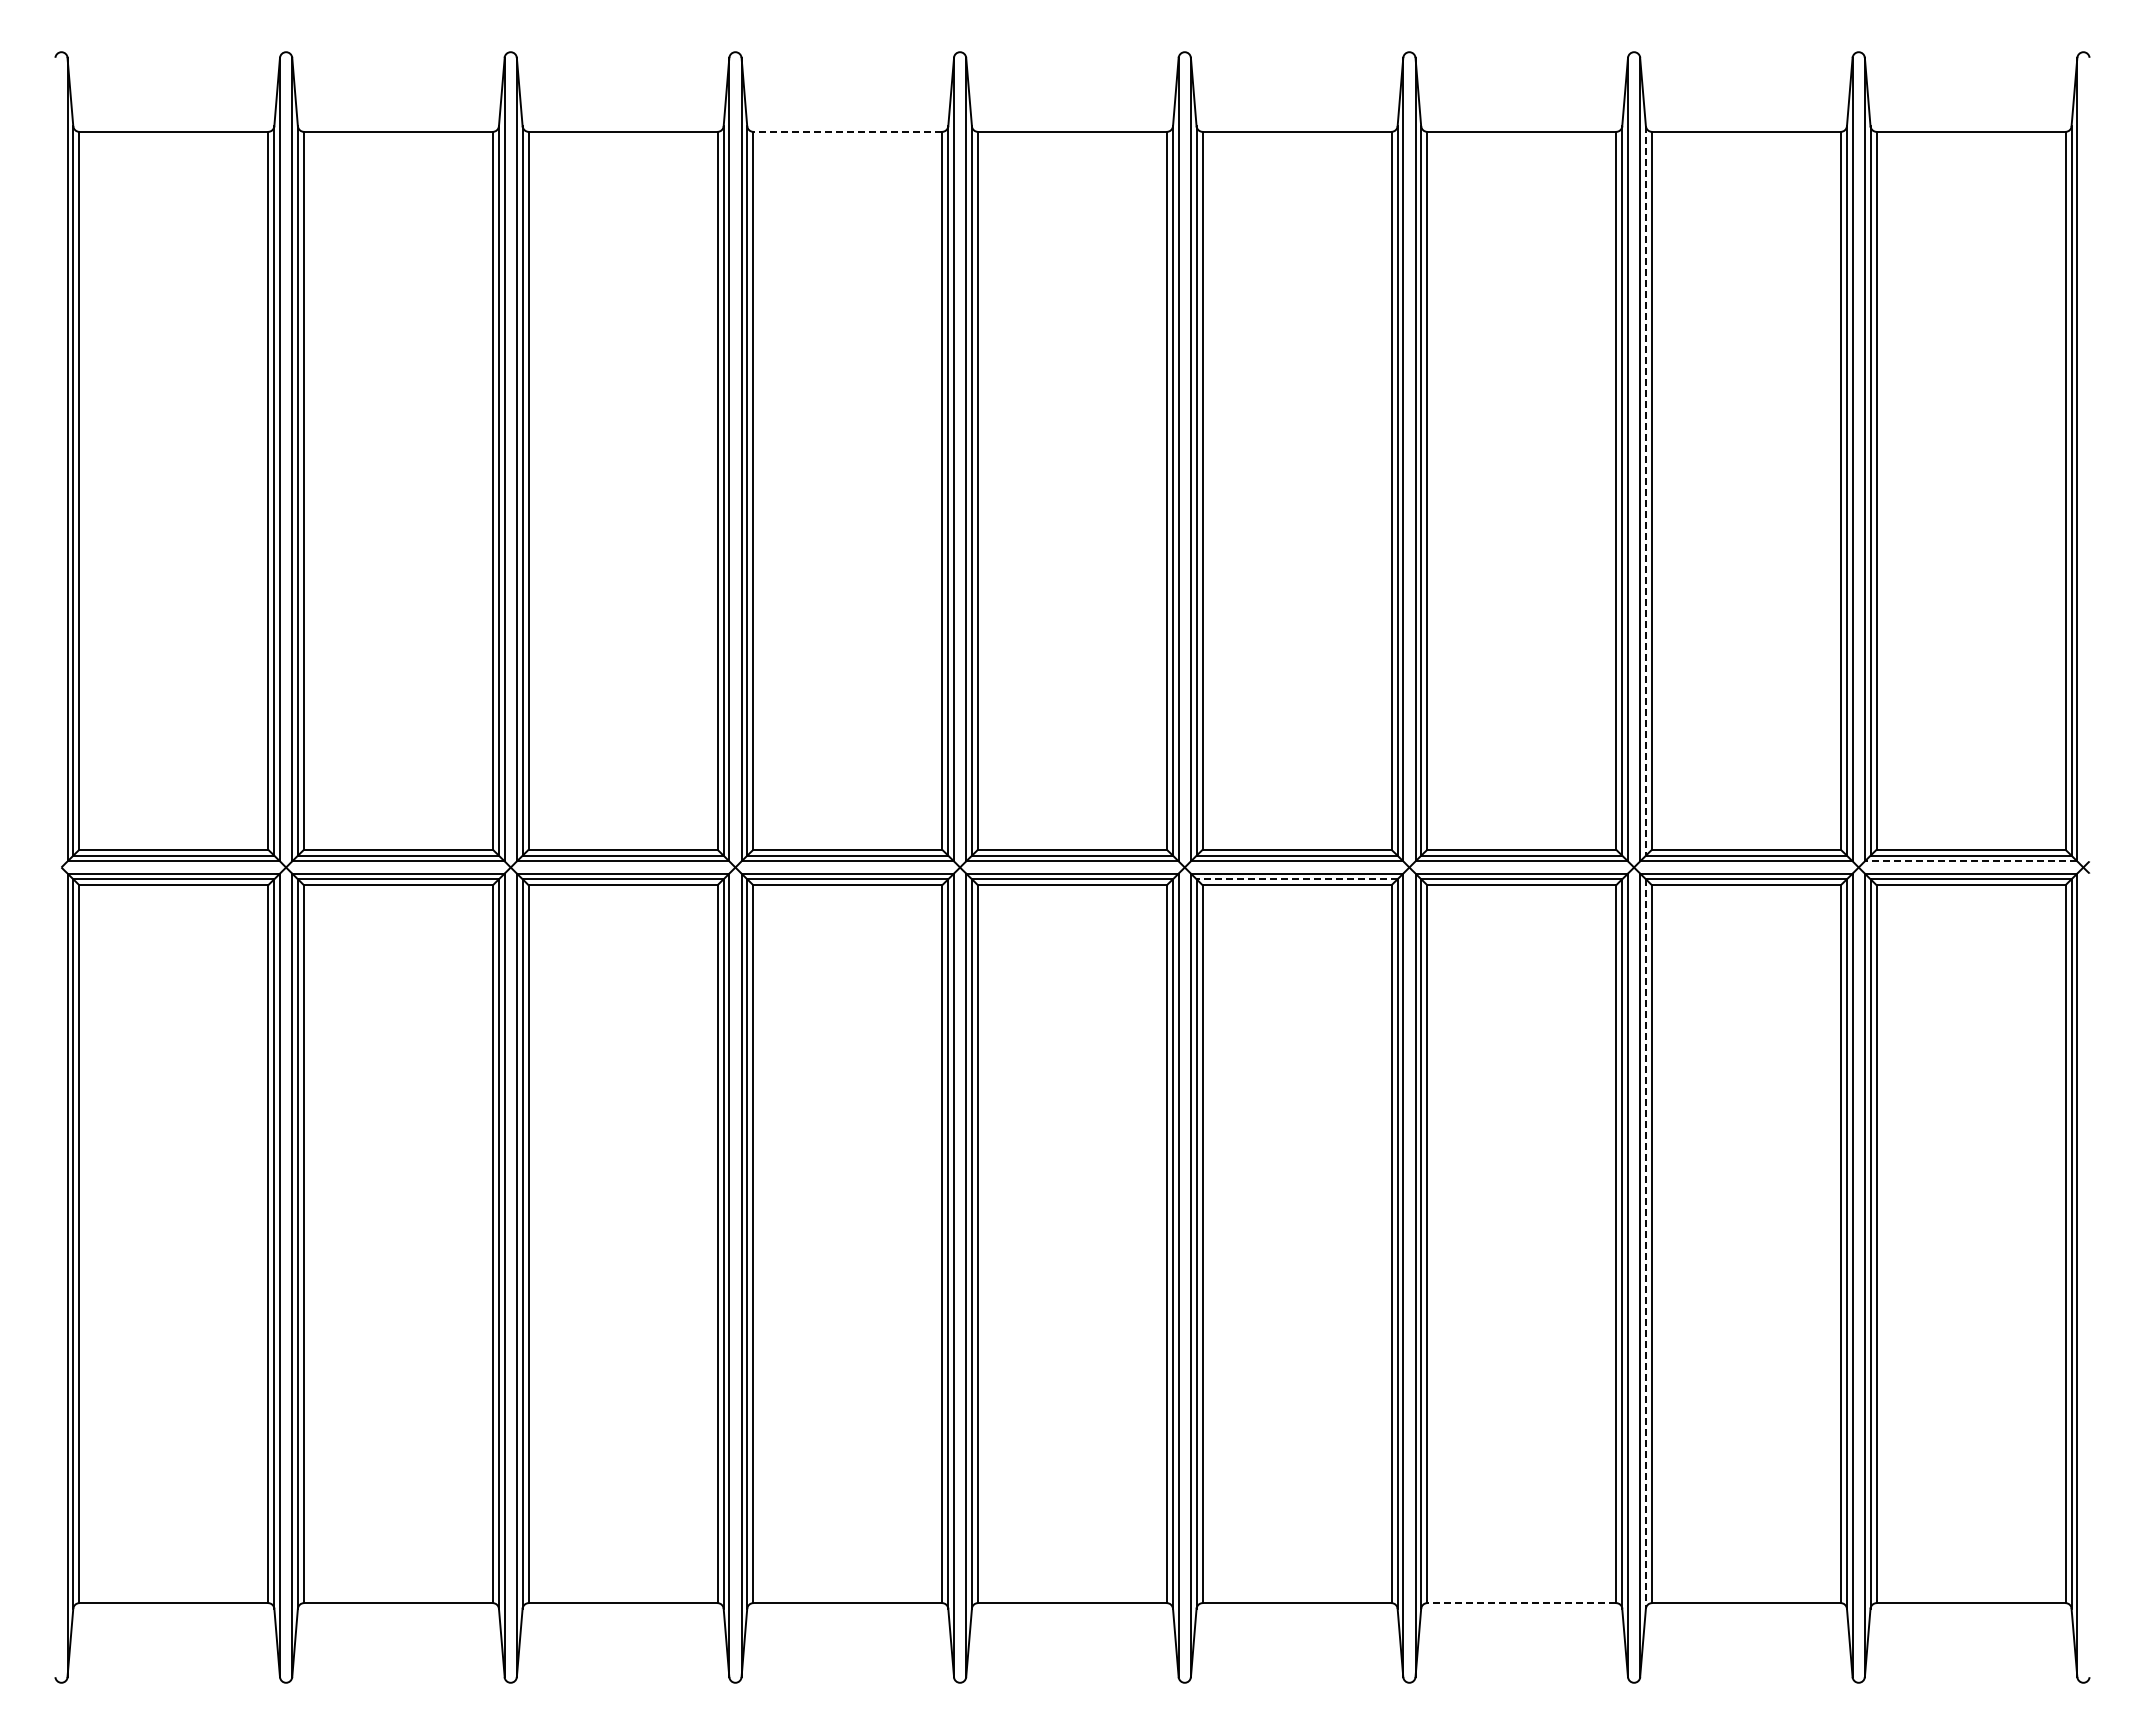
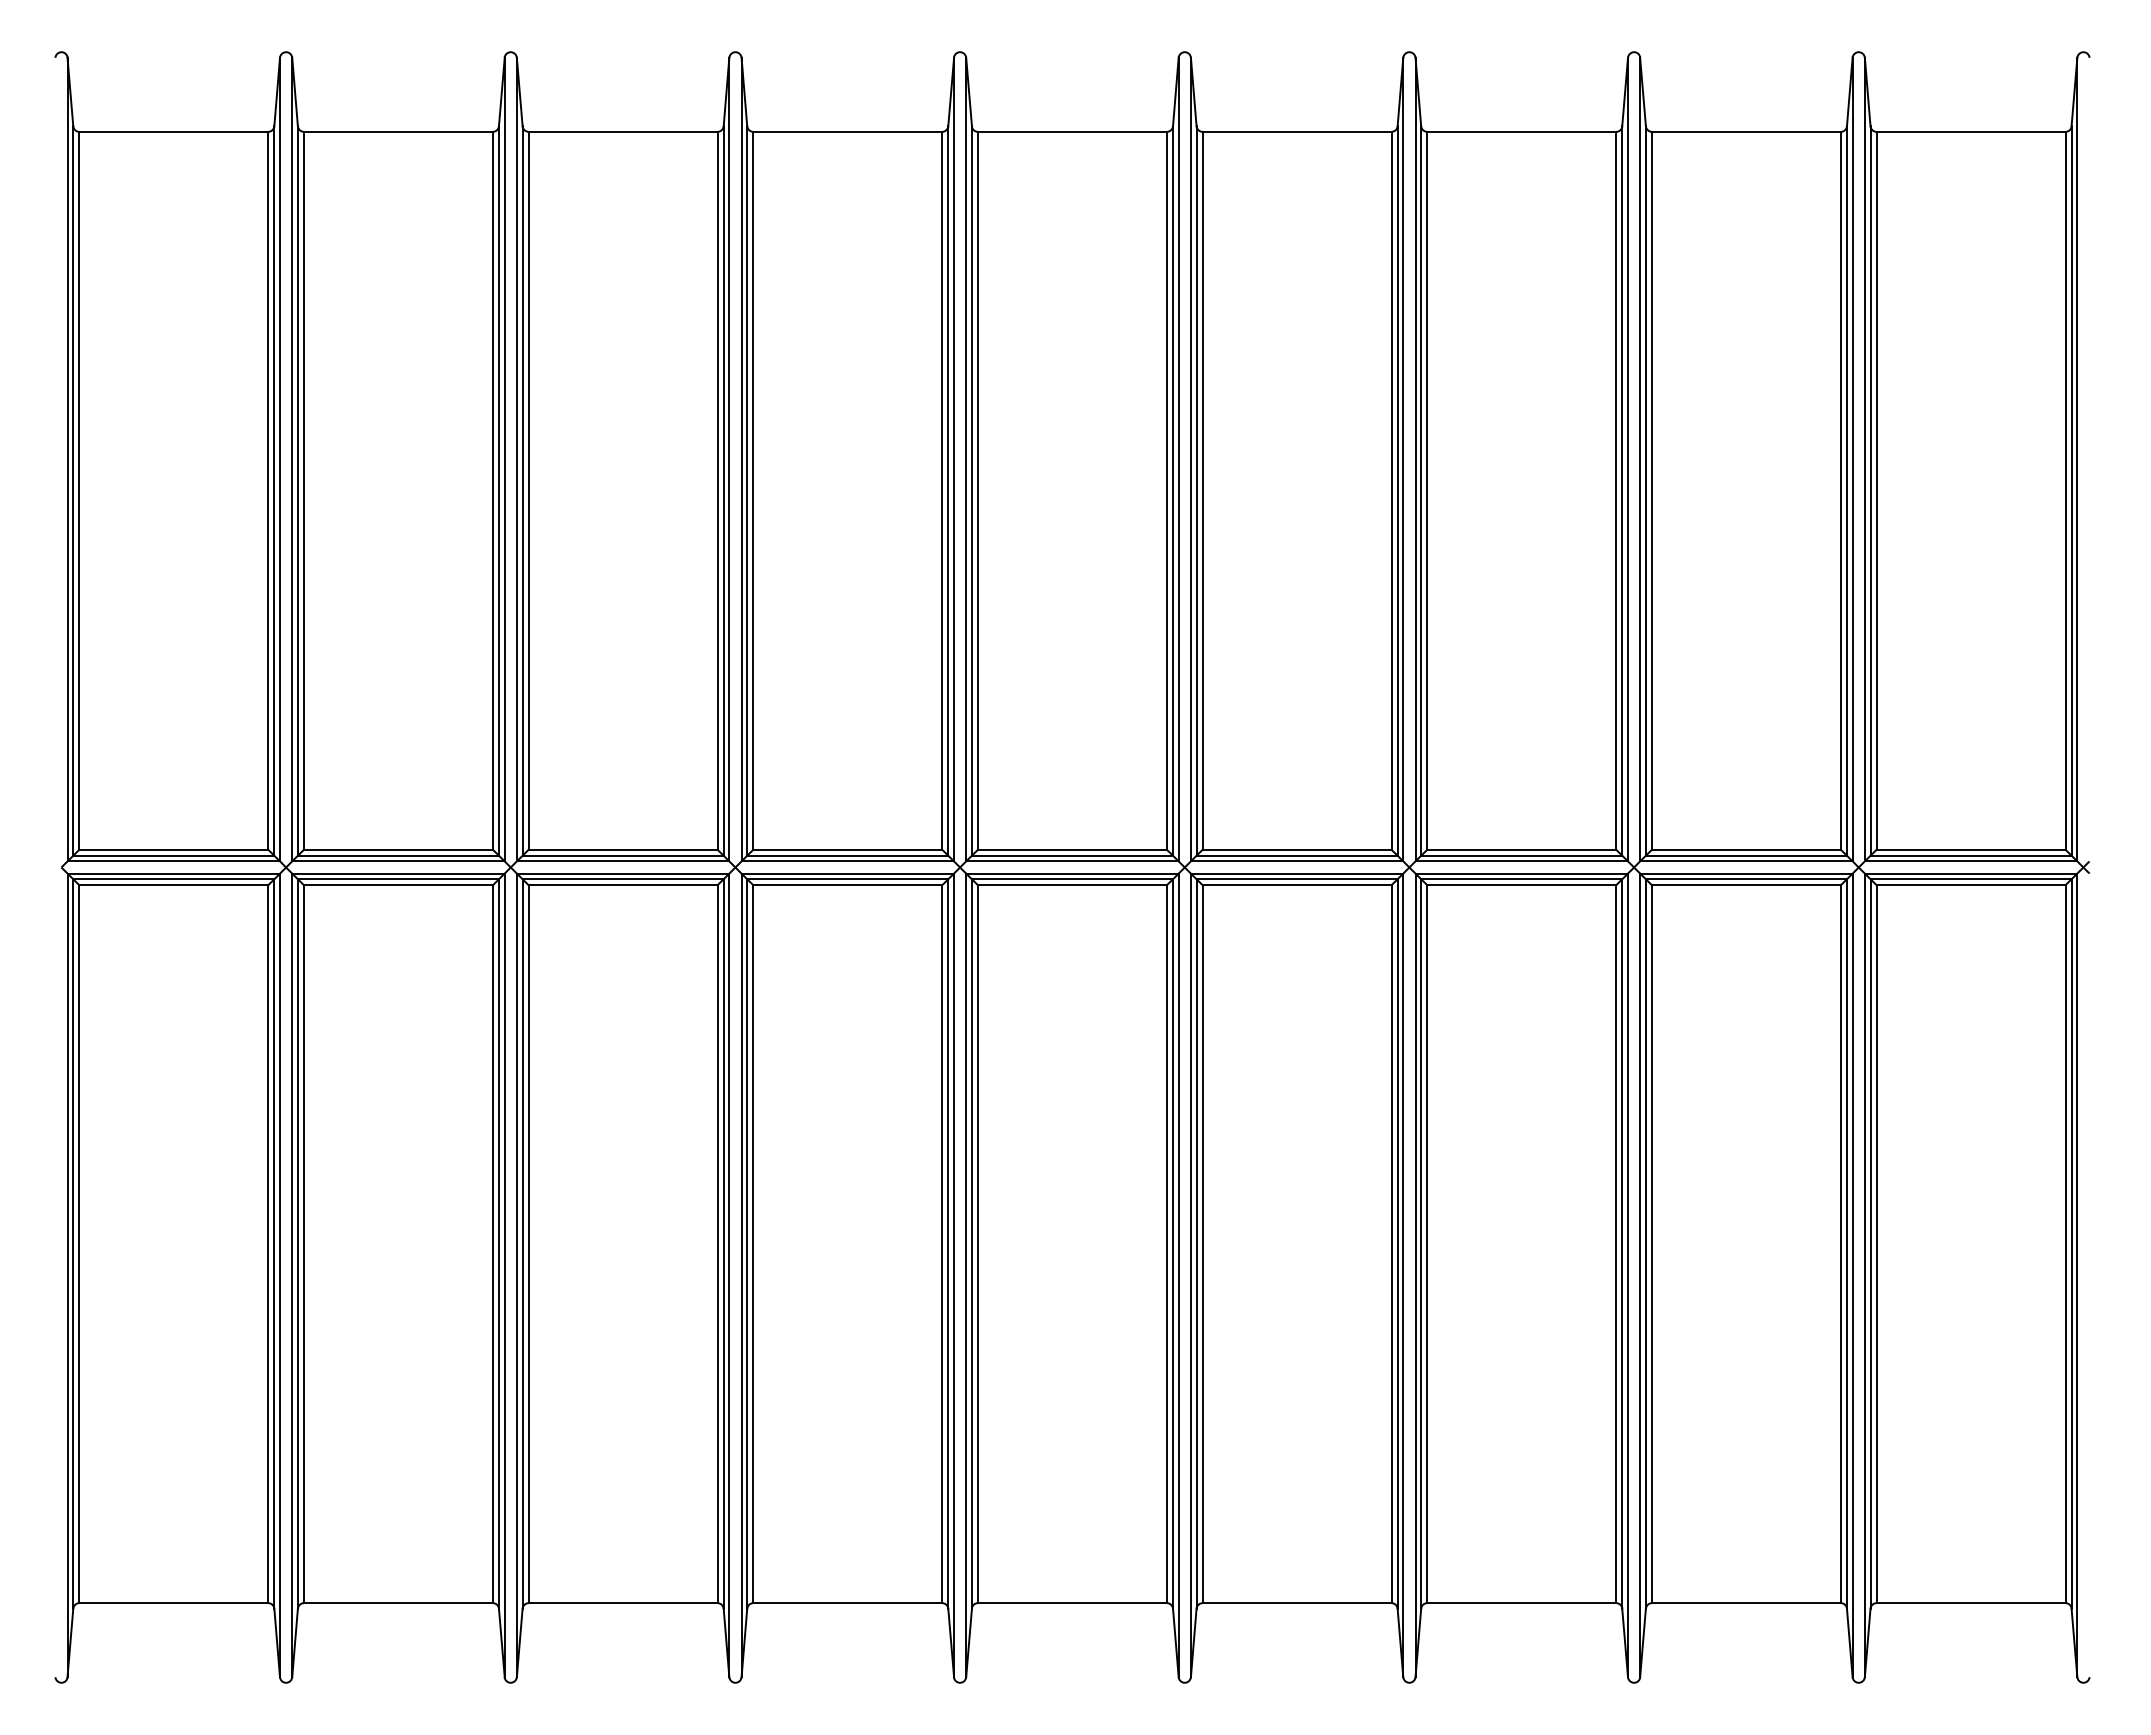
line: dashed -> solid (847, 131)
line: dashed -> solid (1645, 491)
line: dashed -> solid (1970, 861)
line: dashed -> solid (1297, 879)
line: dashed -> solid (1645, 1244)
line: dashed -> solid (1521, 1603)
